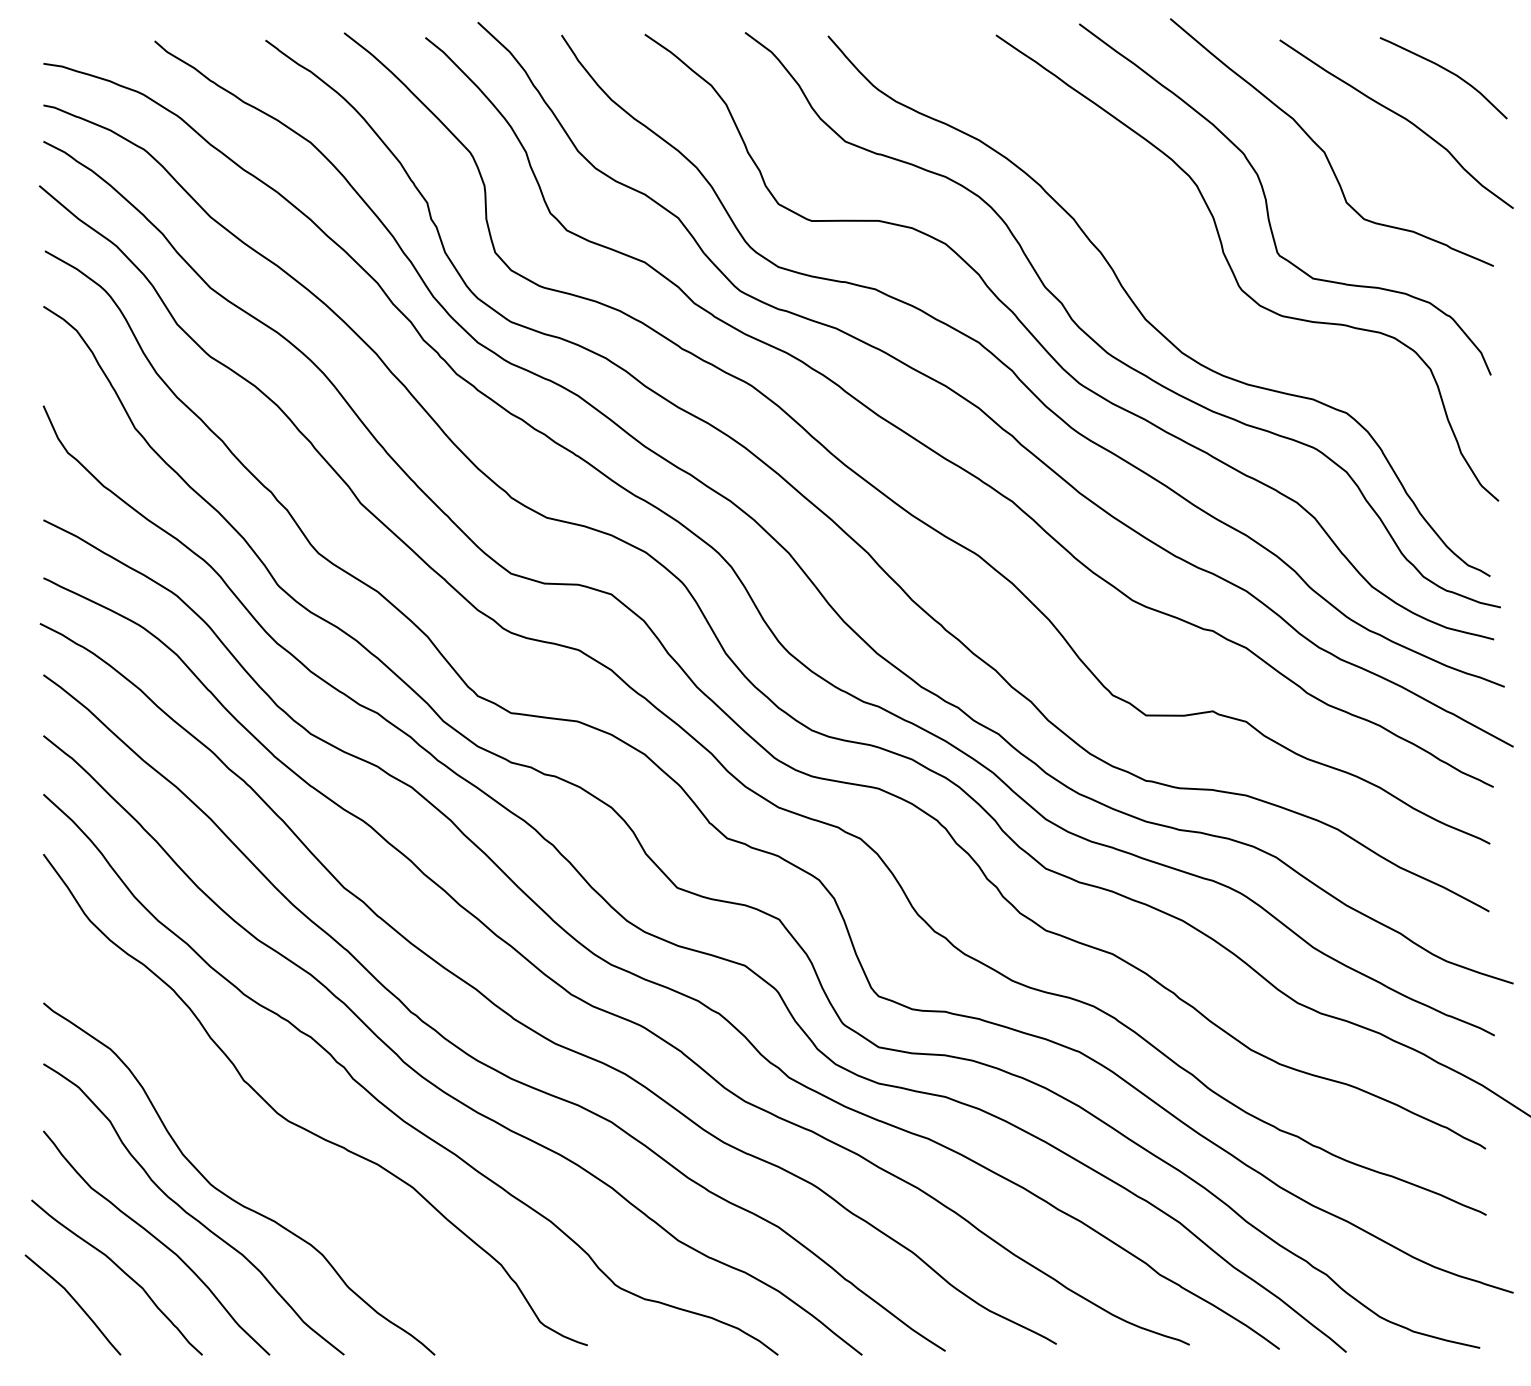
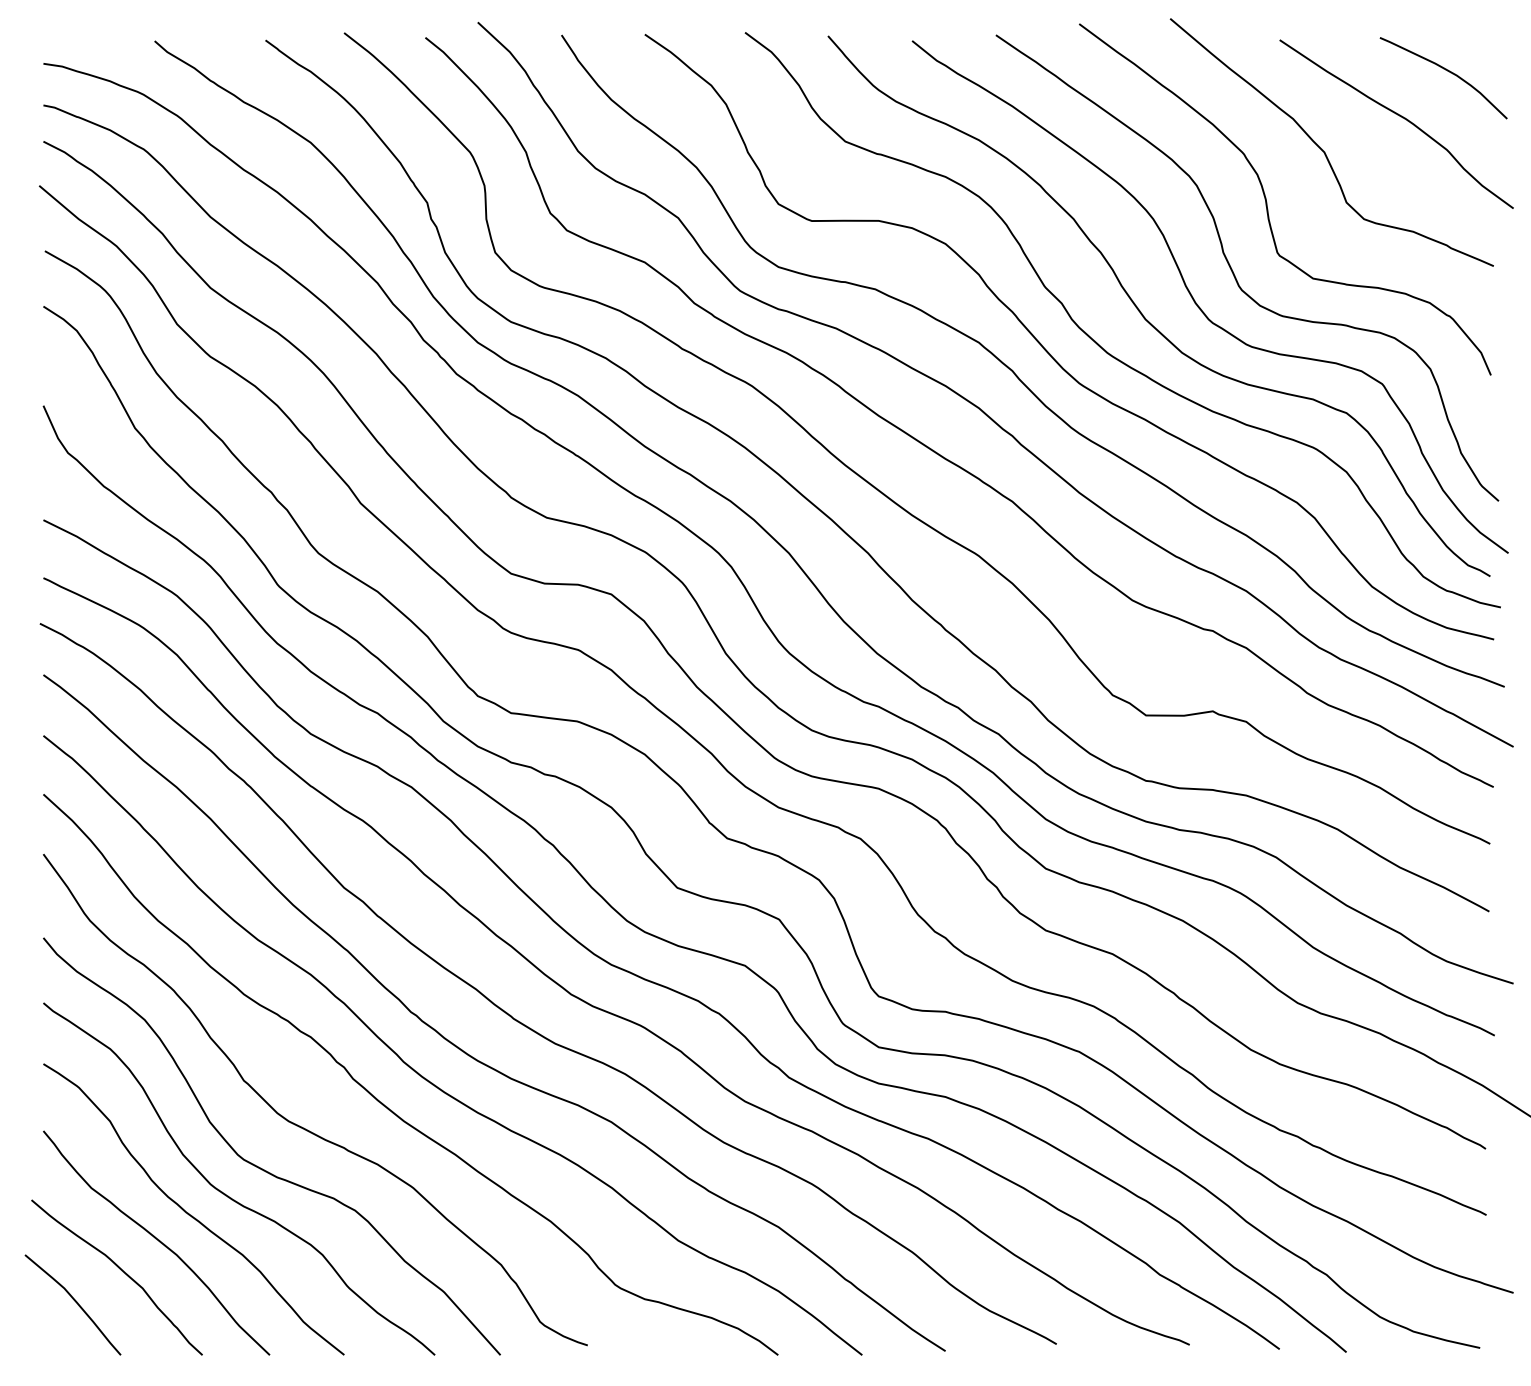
curve: none -> present (1197, 303)
curve: none -> present (257, 1165)
